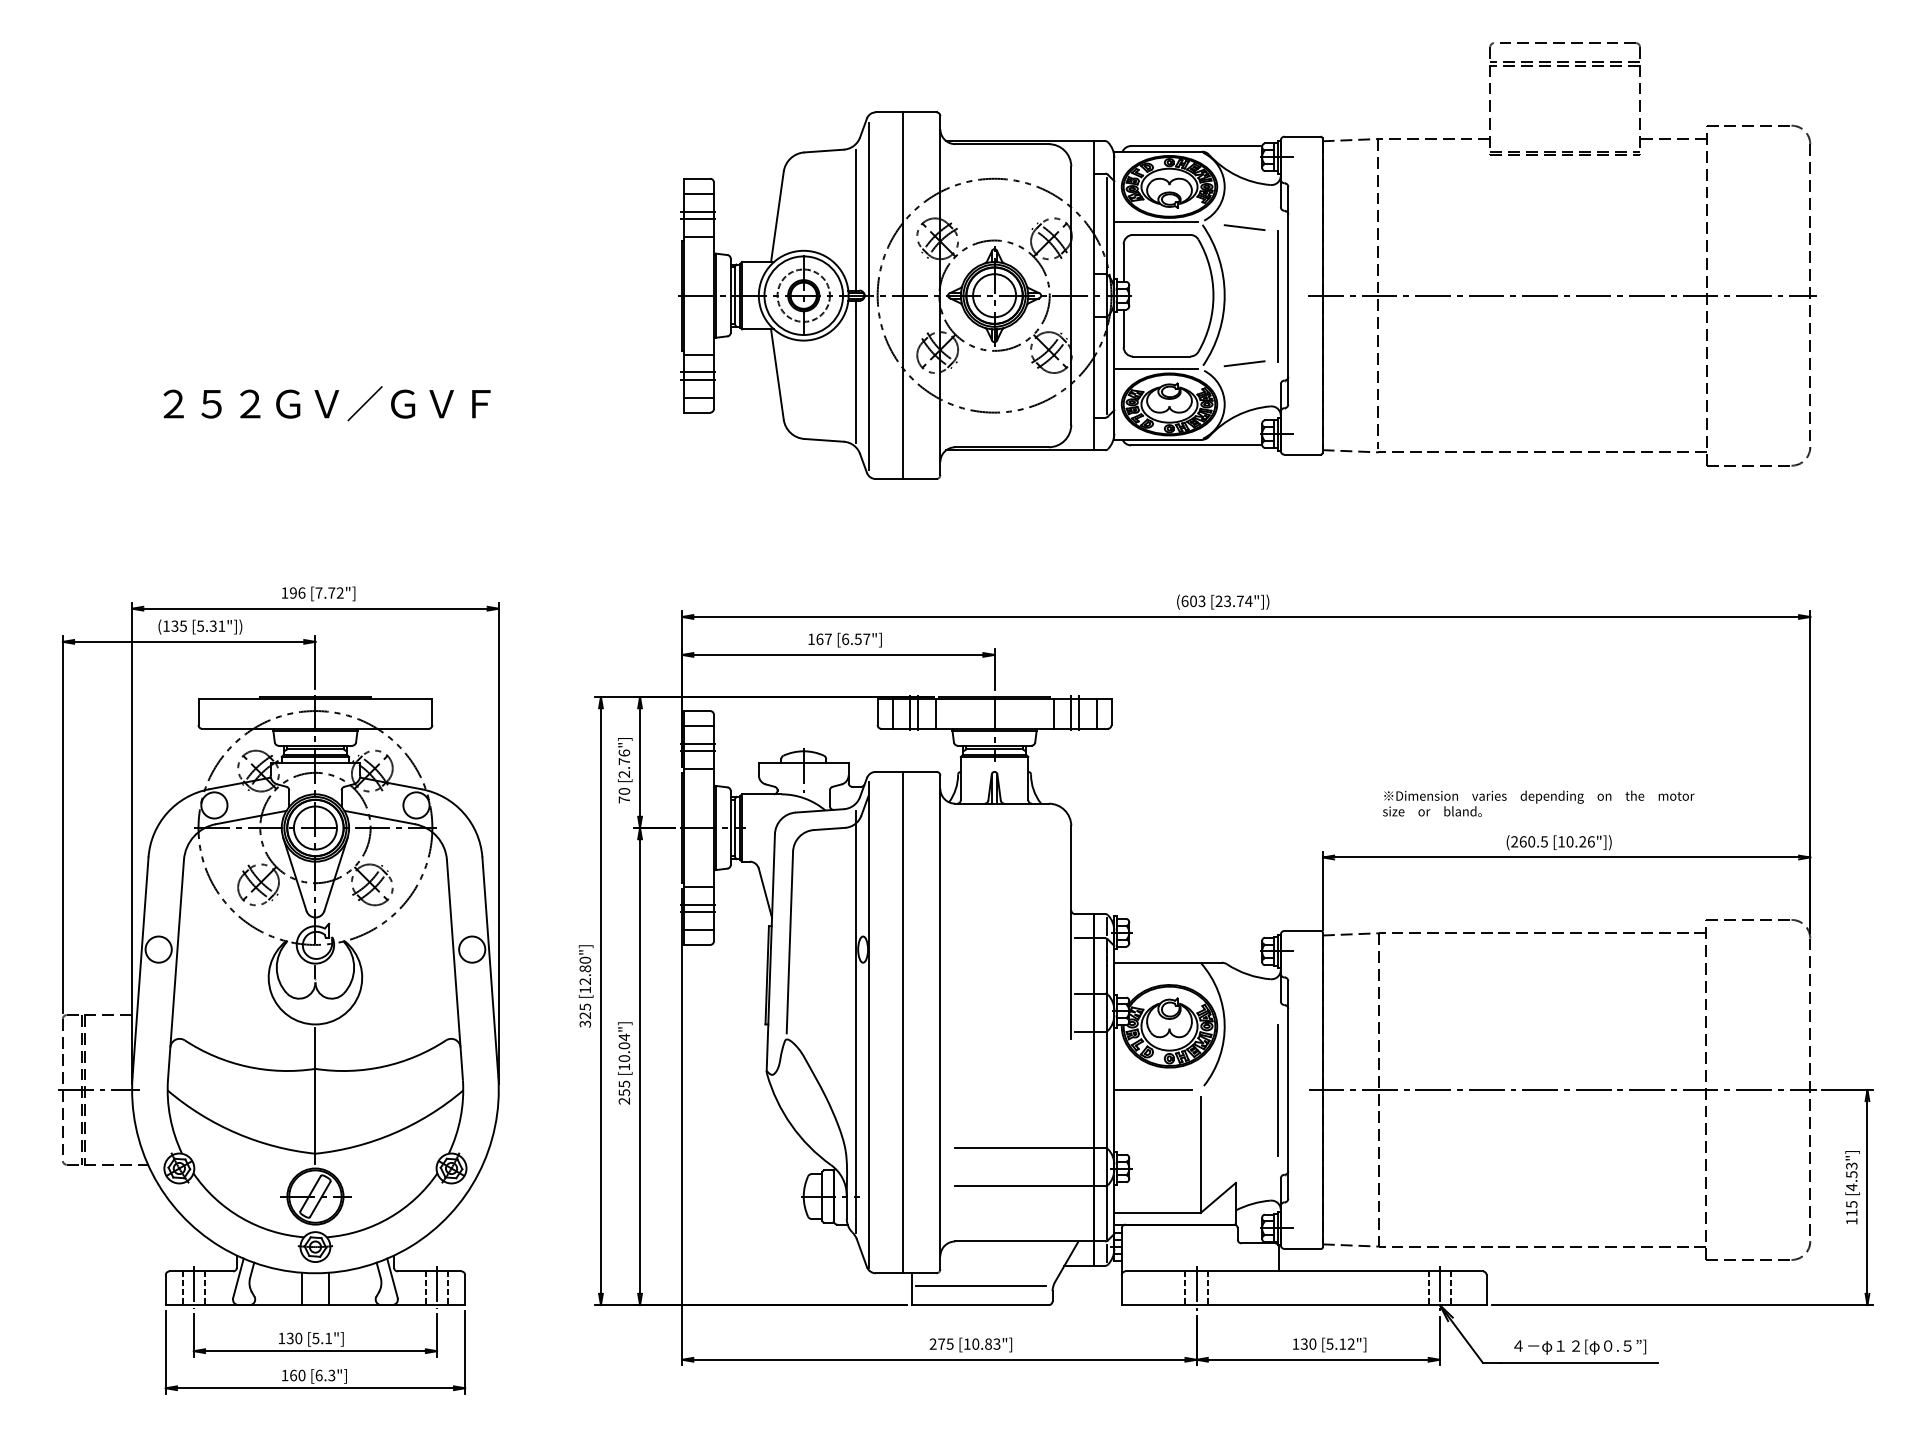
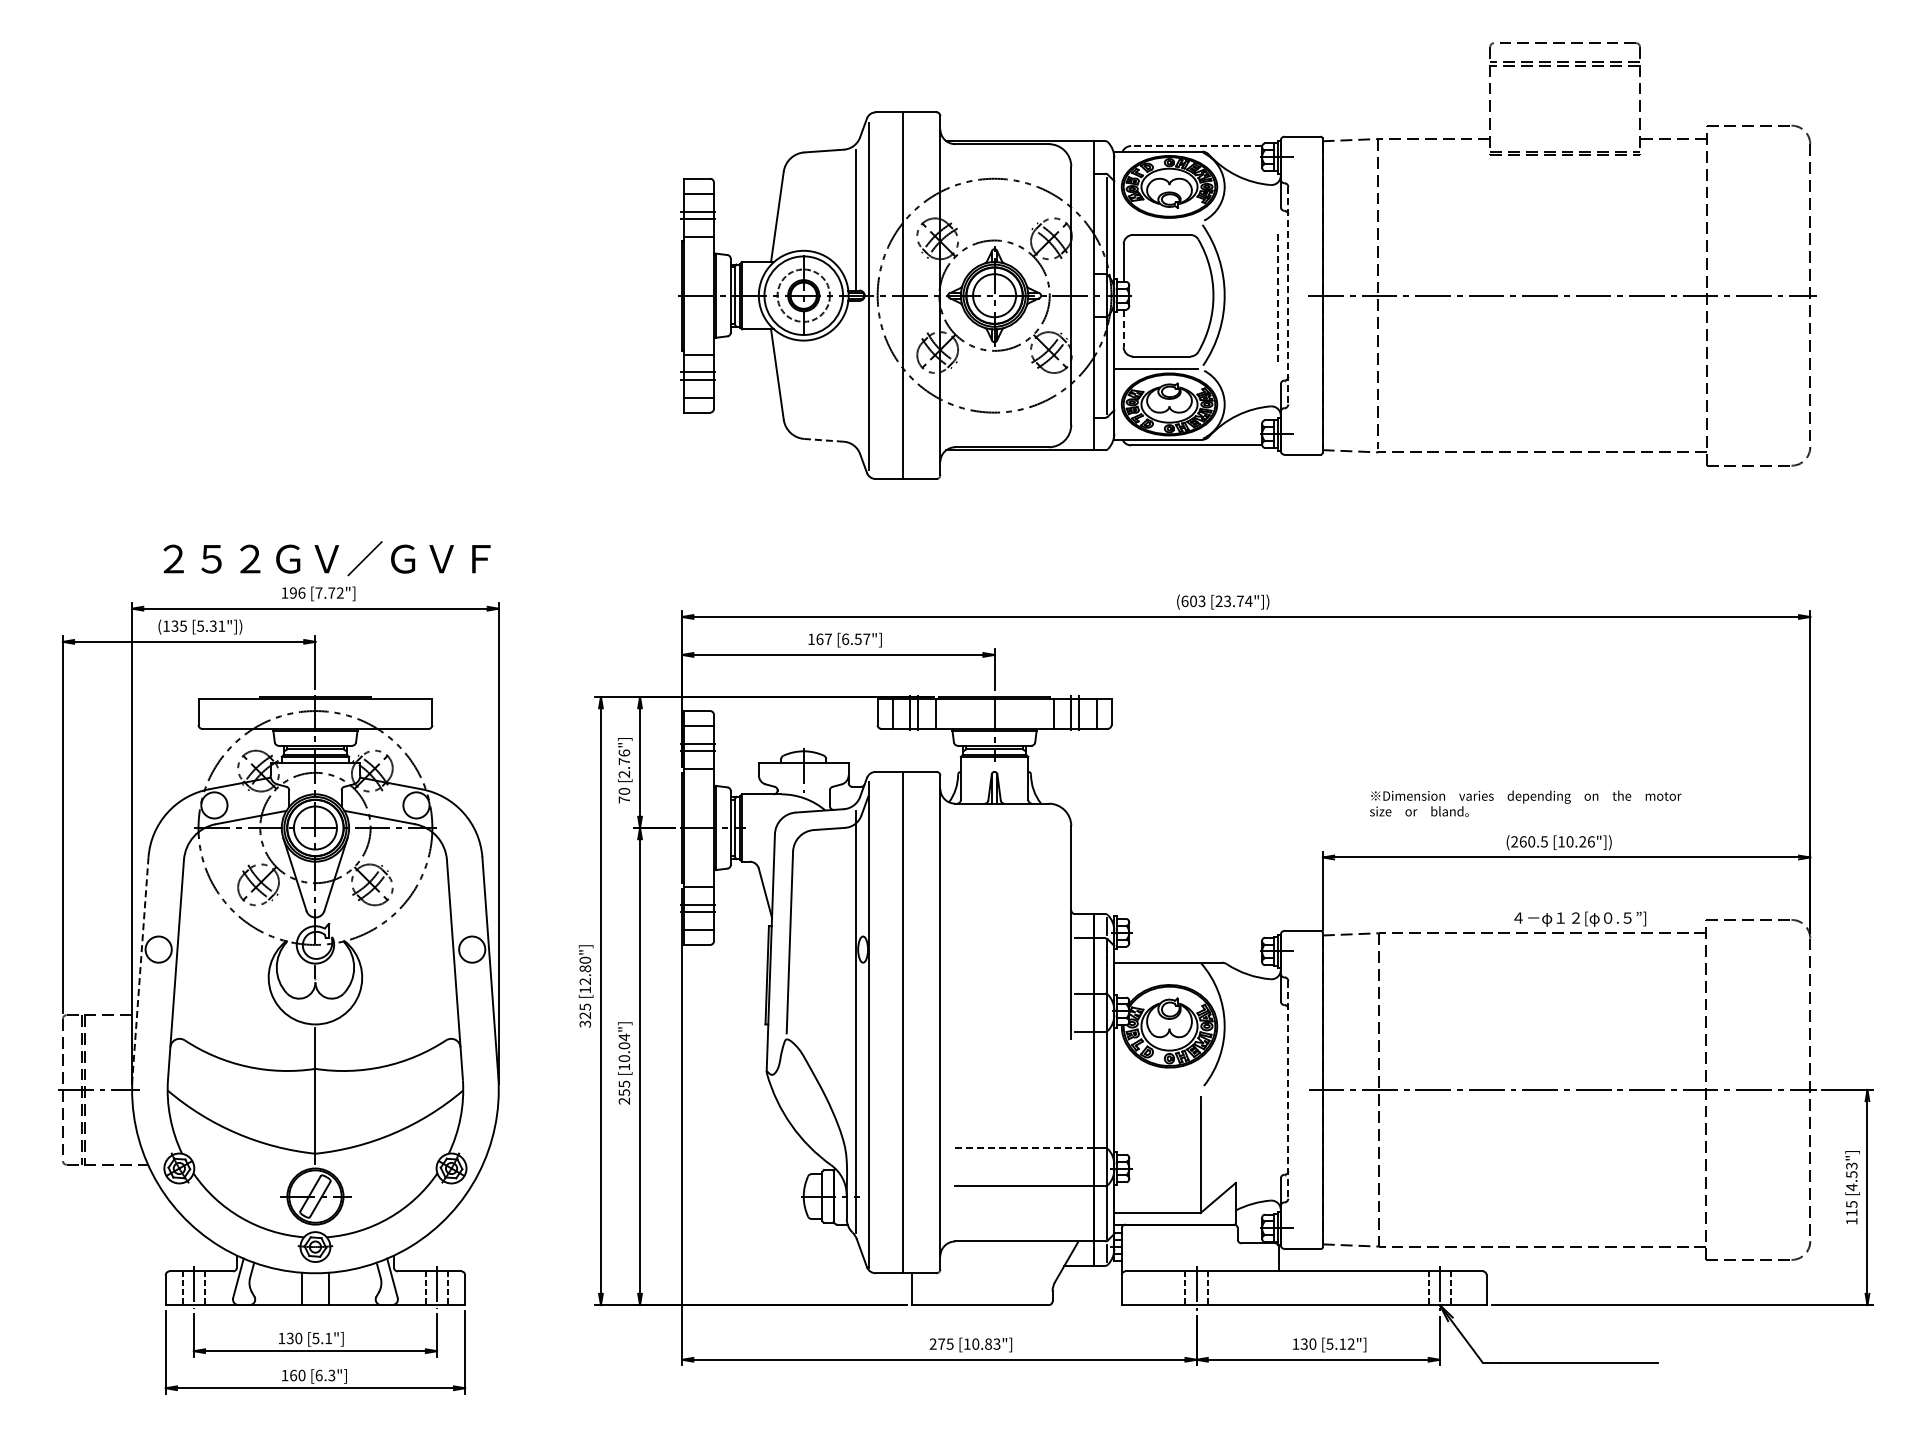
line: solid -> dashed (1196, 146)
line: present -> none (1155, 222)
line: present -> none (1244, 227)
line: solid -> dashed (1288, 295)
line: solid -> dashed (1278, 296)
line: solid -> dashed (1123, 328)
line: present -> none (1244, 363)
line: present -> none (856, 371)
text position: (326, 403) -> (326, 558) (326, 558)
line: solid -> dashed (824, 440)
text position: (1538, 803) -> (1525, 803) (1525, 803)
line: solid -> dashed (140, 967)
line: present -> none (1153, 1089)
line: present -> none (1278, 1089)
line: solid -> dashed (1288, 1089)
line: solid -> dashed (1025, 1147)
line: present -> none (980, 1286)
text position: (1580, 1346) -> (1580, 918) (1580, 918)
